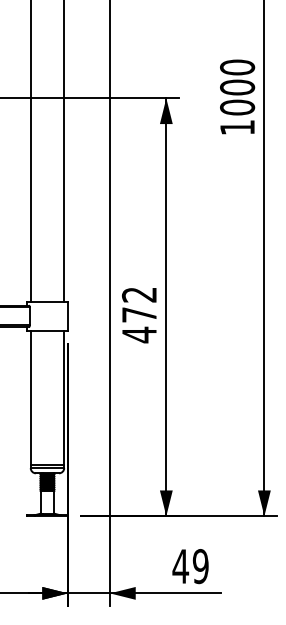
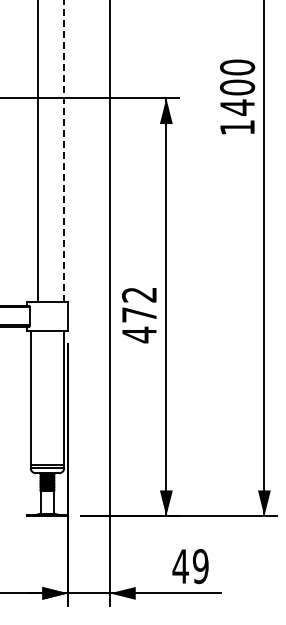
text: 1000 -> 1400 (237, 107)
line: solid -> dashed (63, 150)
line position: (31, 151) -> (38, 151) (38, 151)
